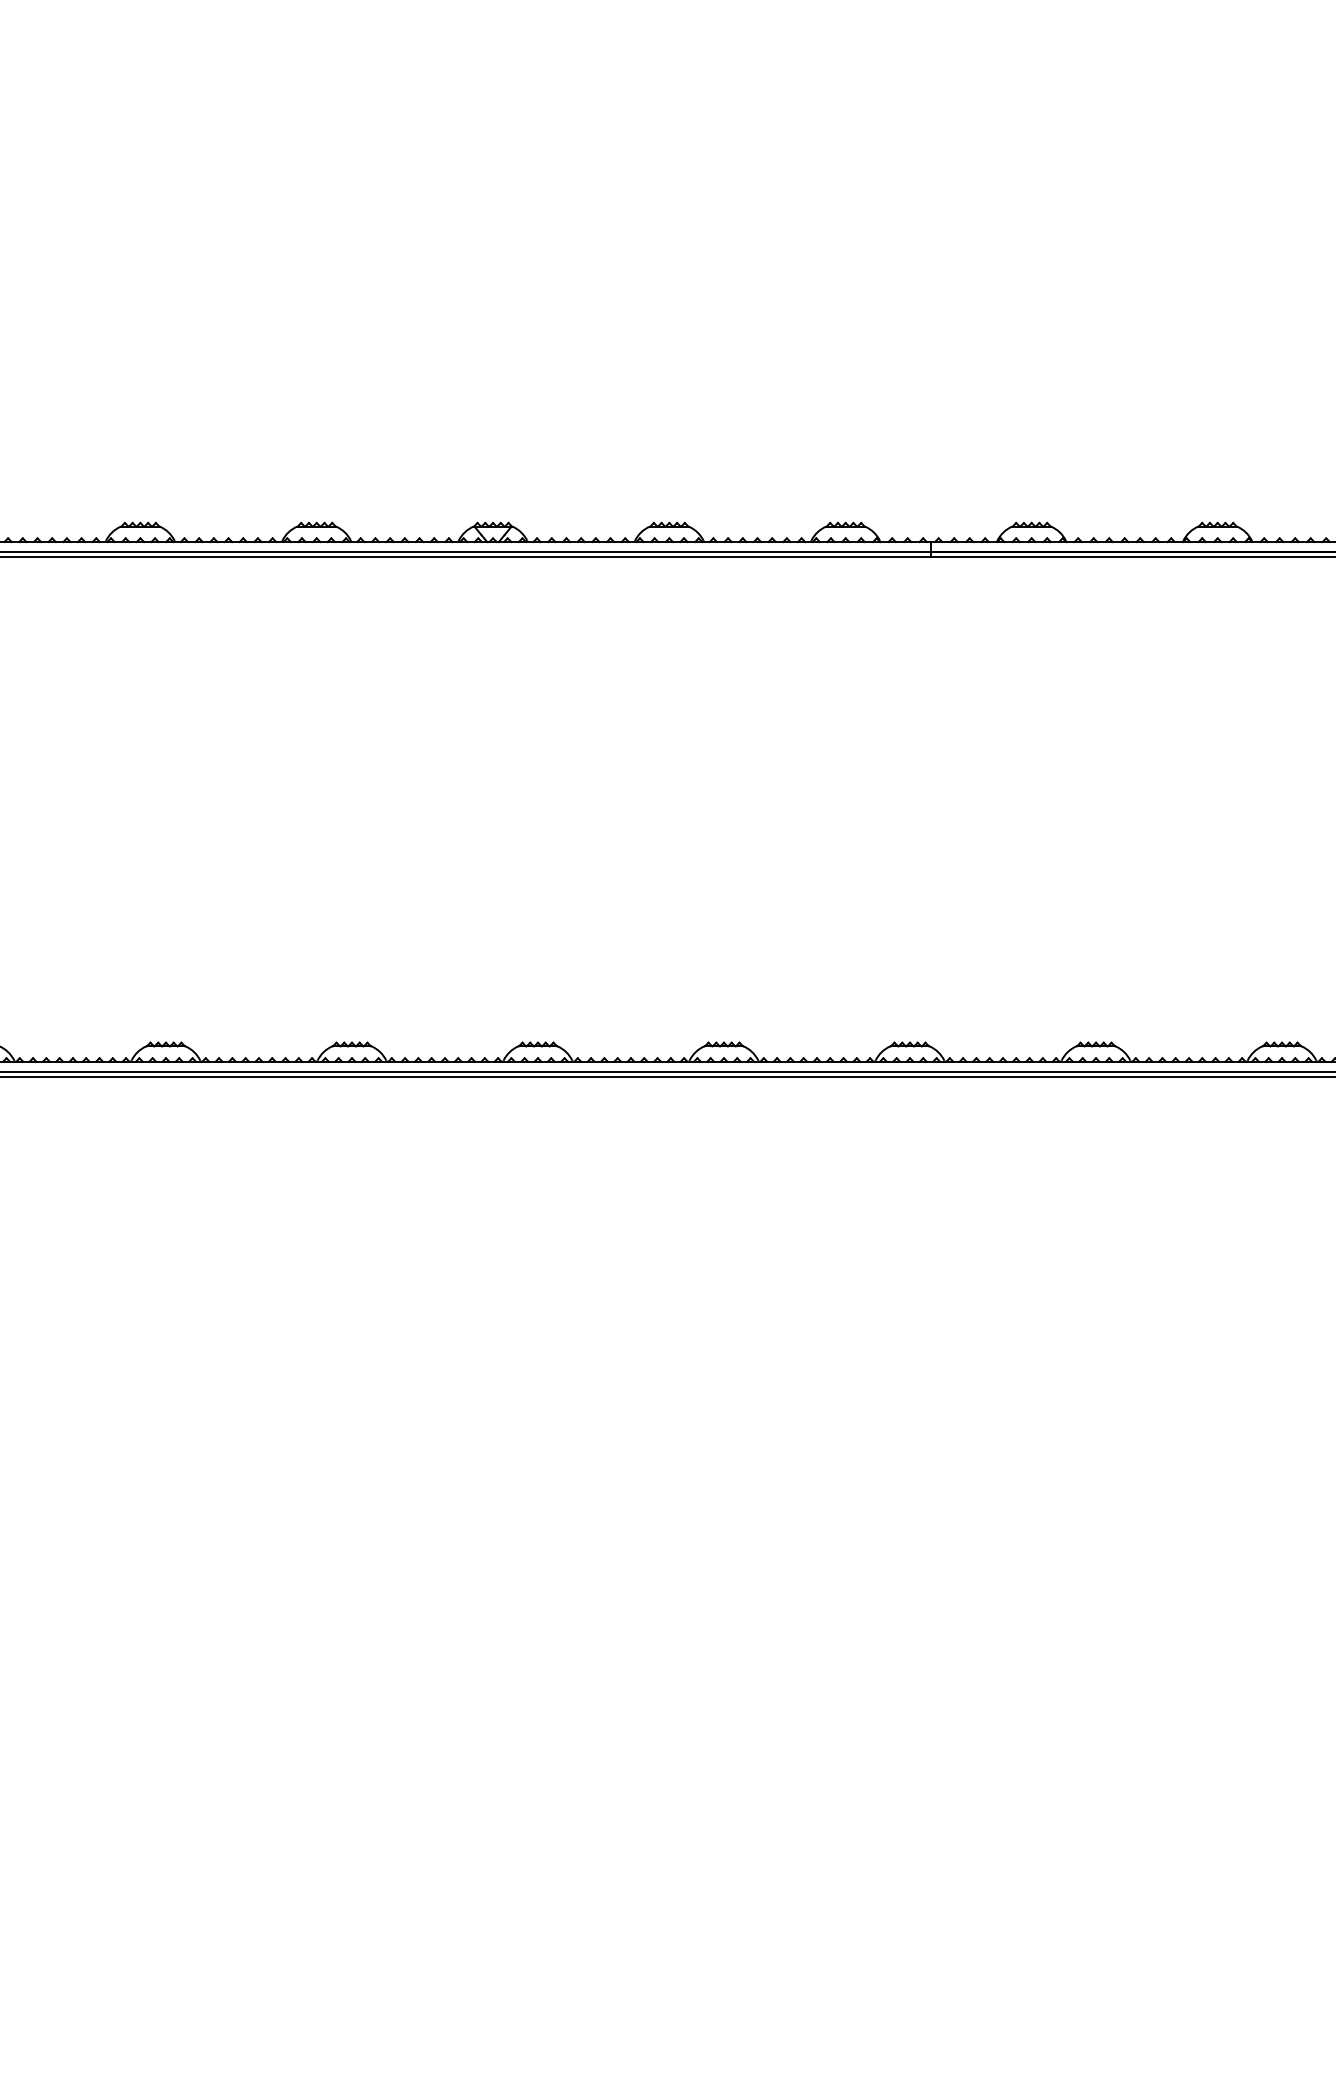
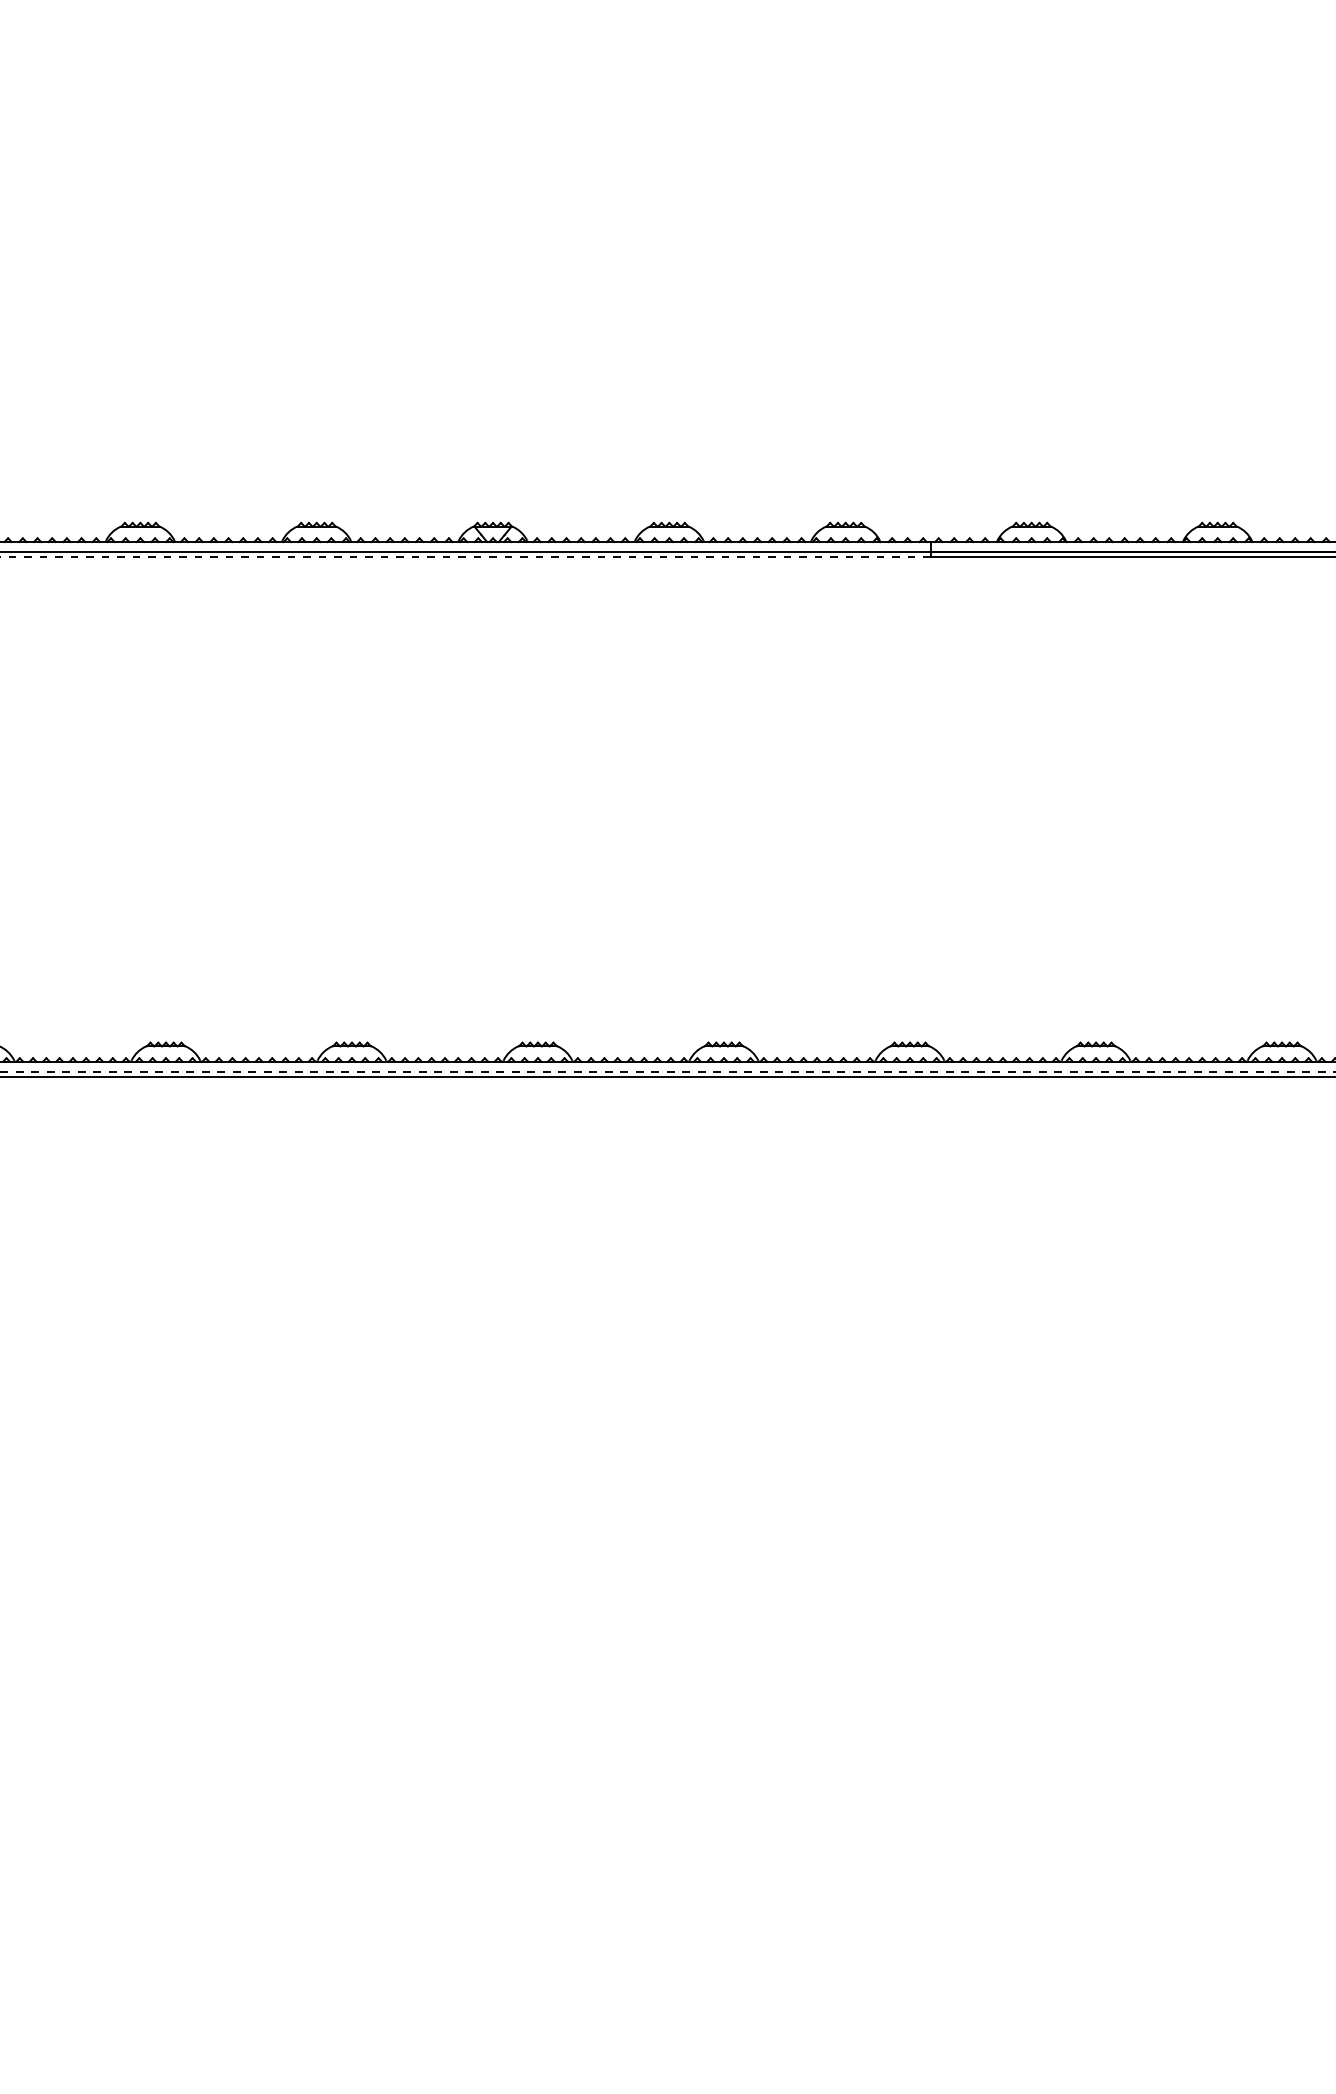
line: solid -> dashed (466, 557)
line: solid -> dashed (668, 1072)
